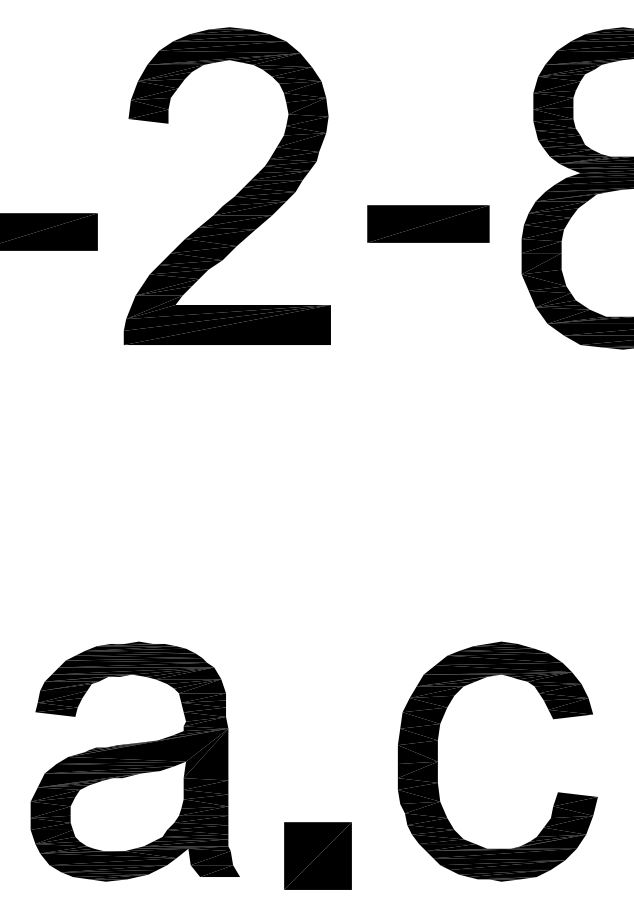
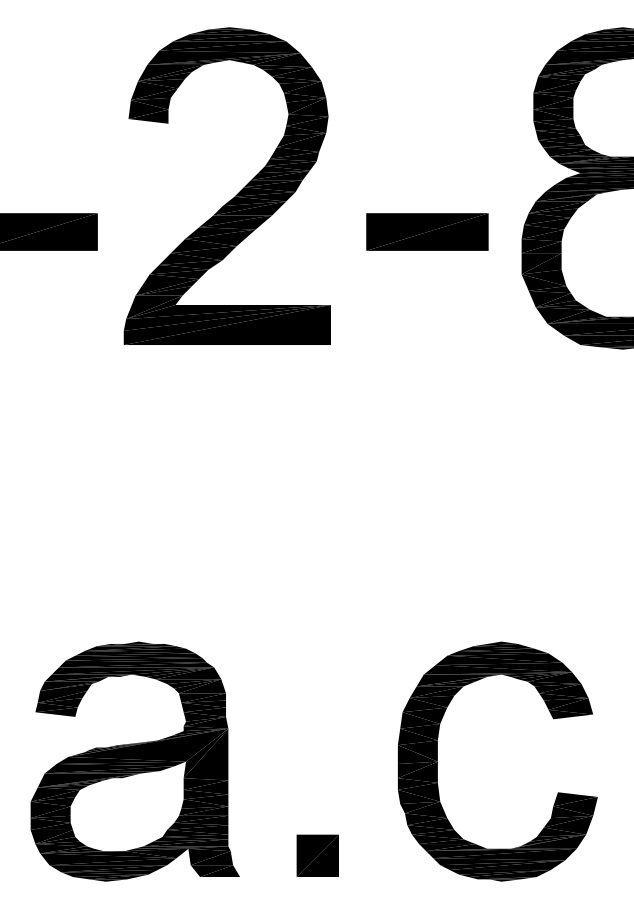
part position: (428, 223) -> (427, 231) (427, 231)
part size: 68x68 px -> 43x43 px (317, 855)
